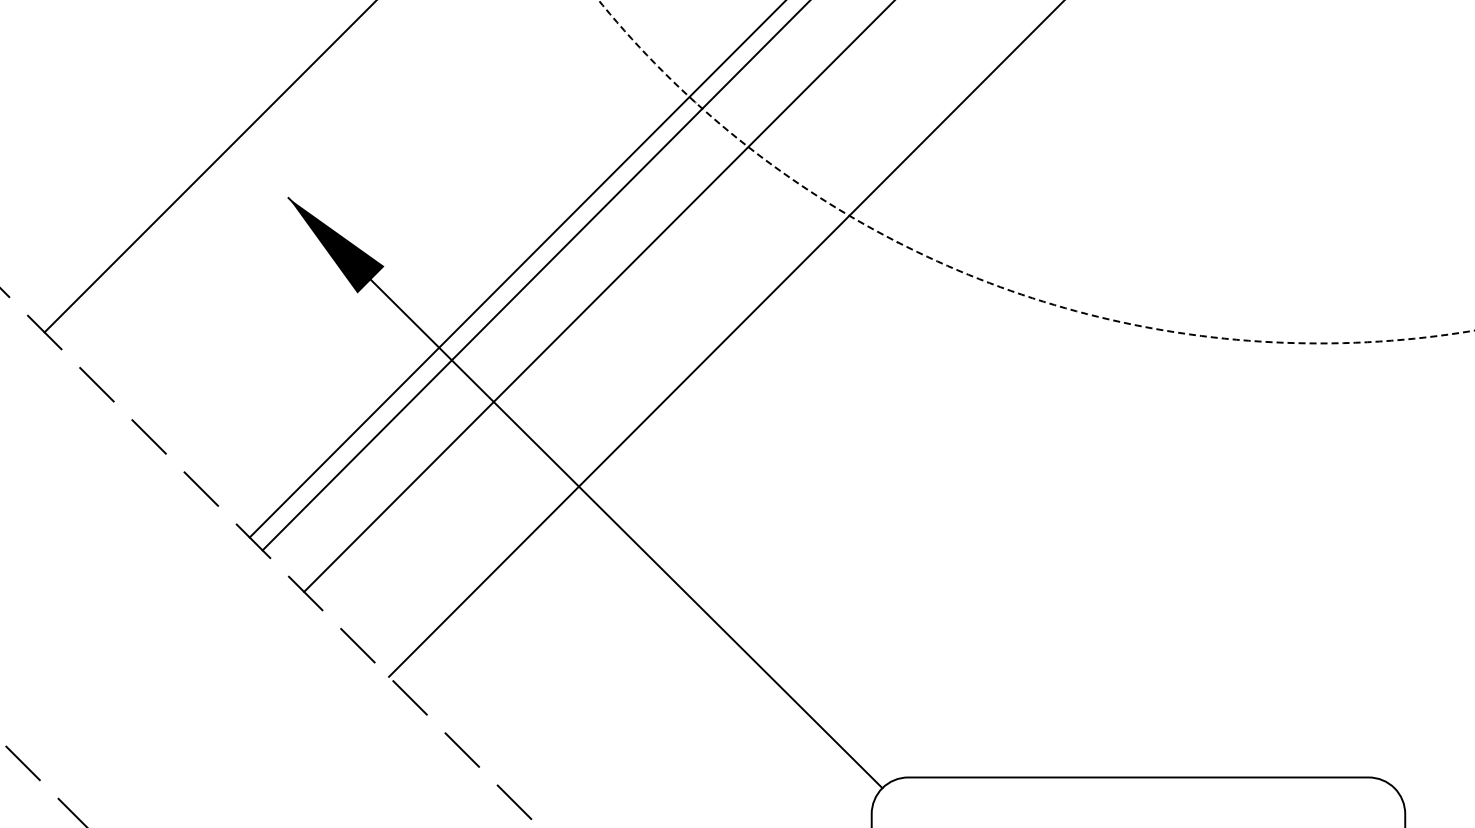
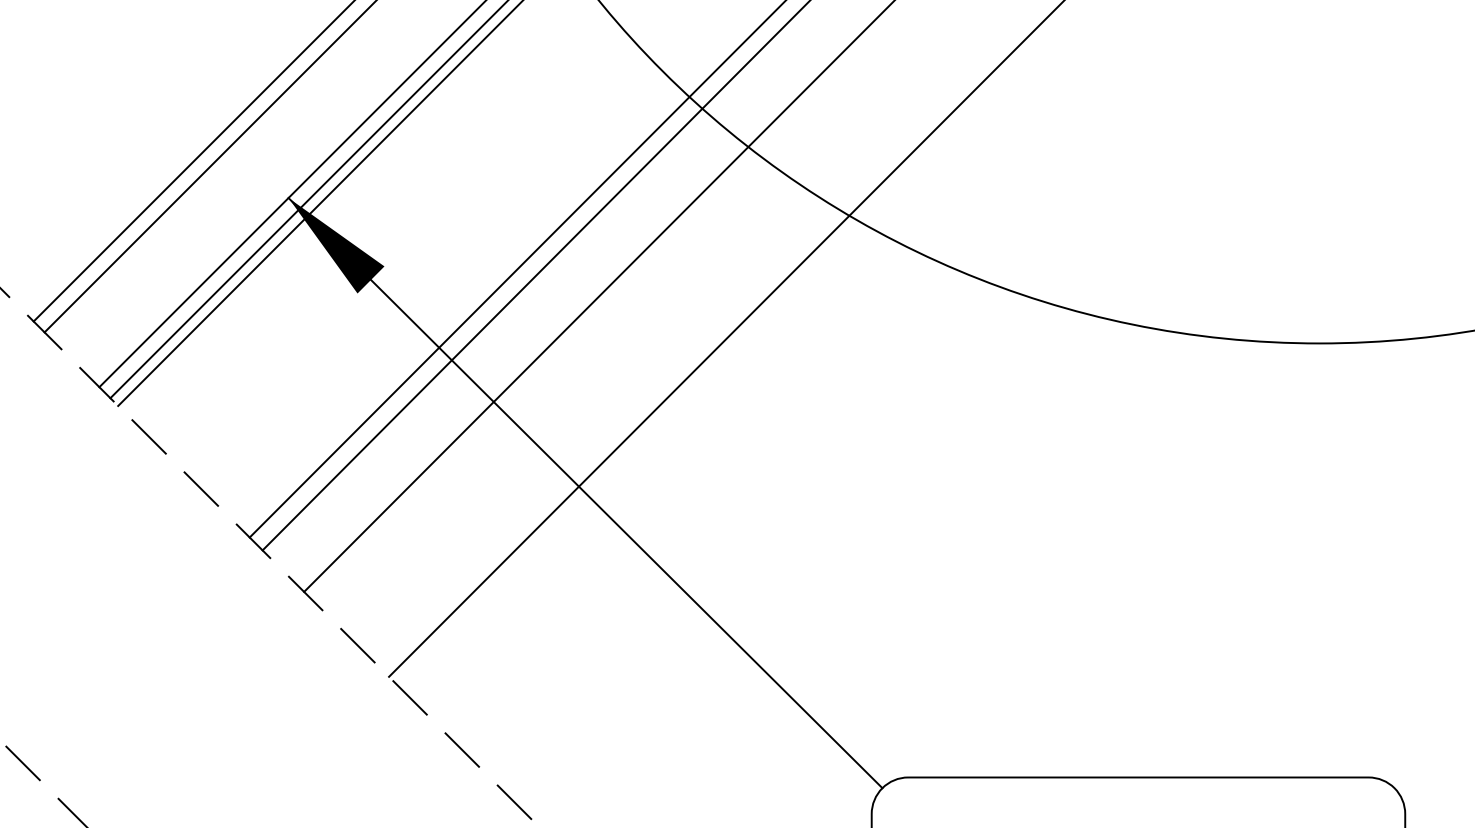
line: none -> present (192, 161)
circle: dashed -> solid (1036, 171)
line: none -> present (291, 194)
line: none -> present (308, 200)
line: none -> present (319, 203)
